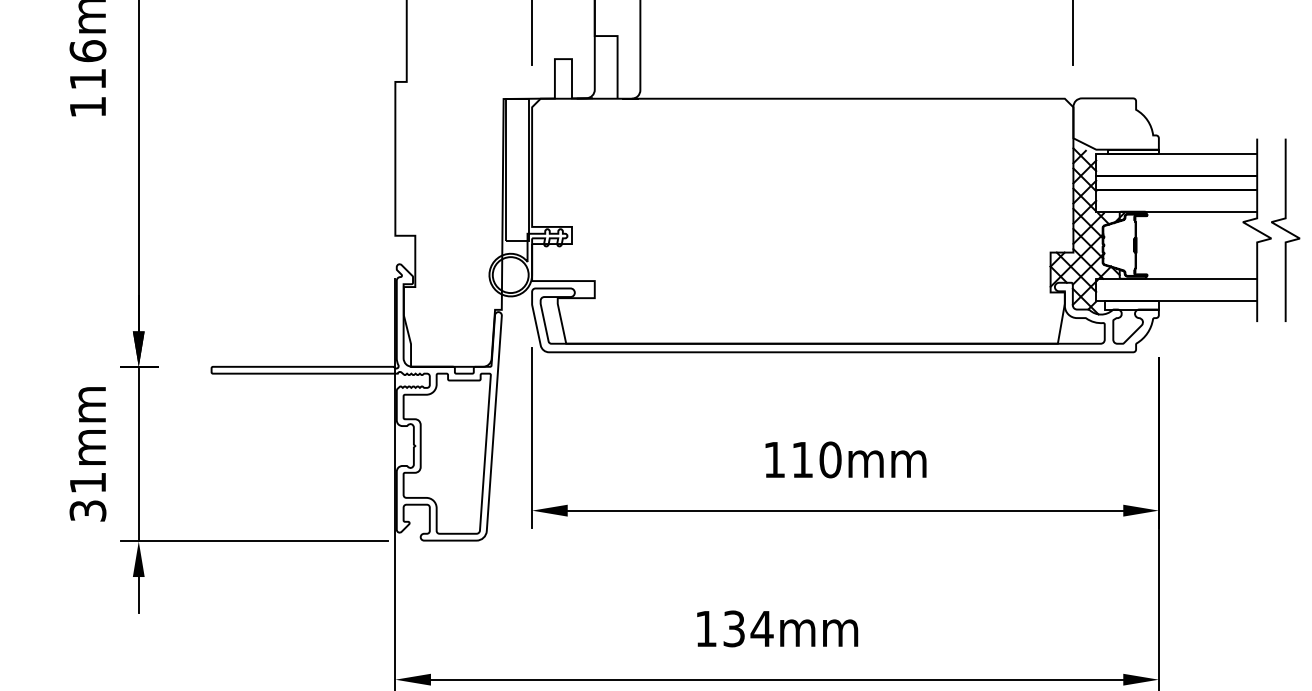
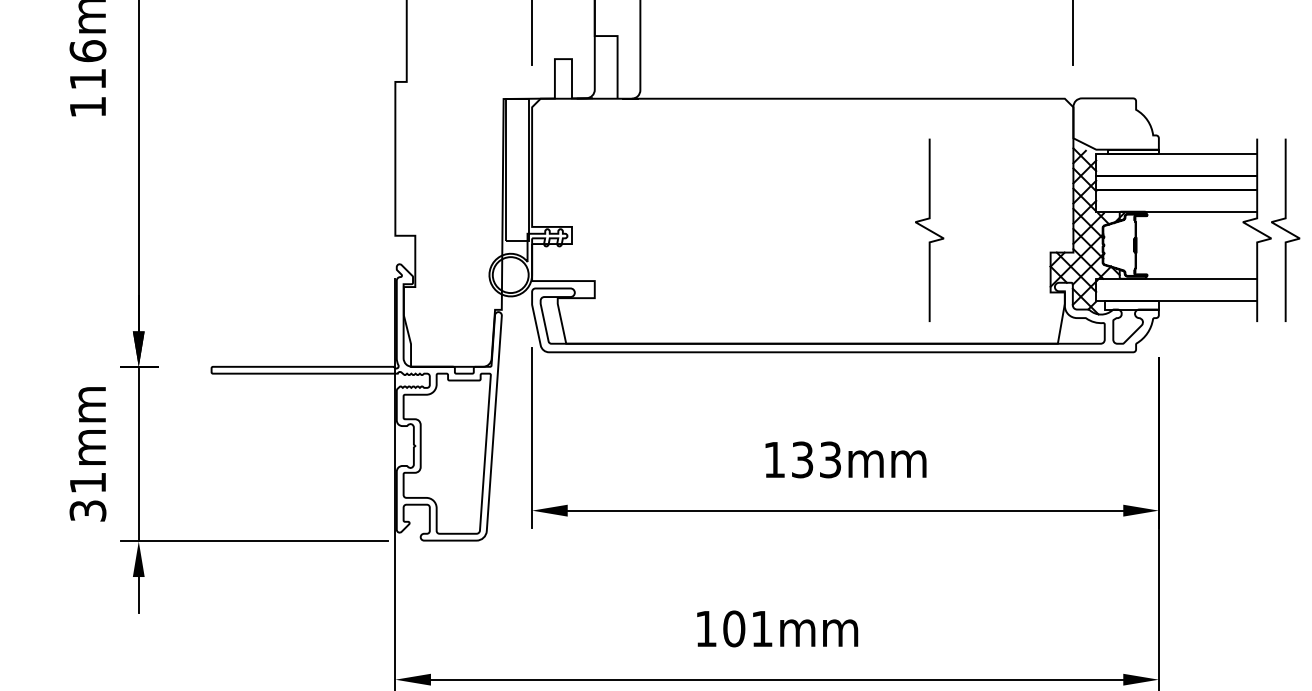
curve: none -> present (929, 229)
text: 110mm -> 133mm (816, 459)
text: 134mm -> 101mm (748, 628)
